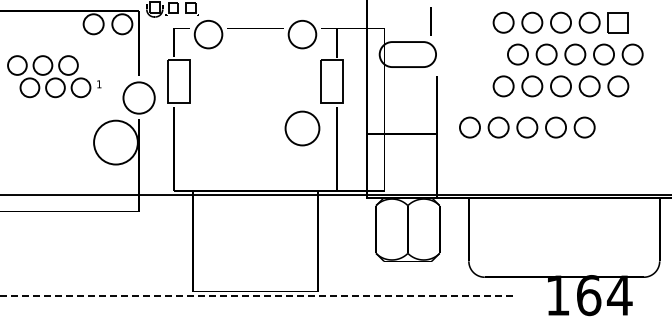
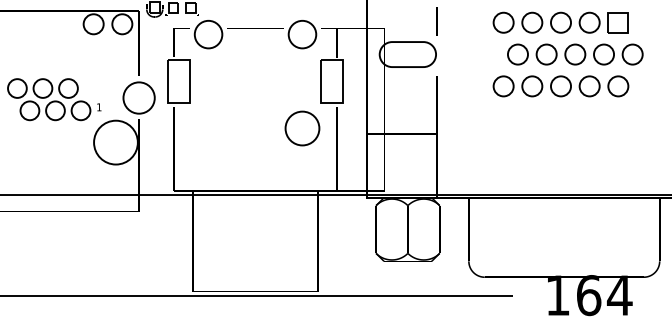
line position: (430, 21) -> (436, 21) (436, 21)
part position: (54, 76) -> (54, 99) (54, 99)
part: present -> none (527, 127)
line: dashed -> solid (256, 295)
